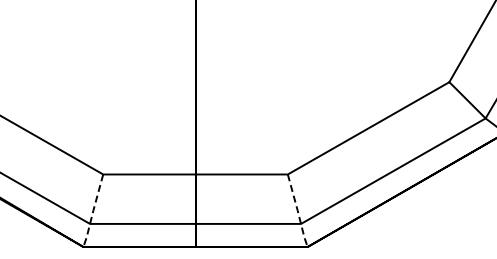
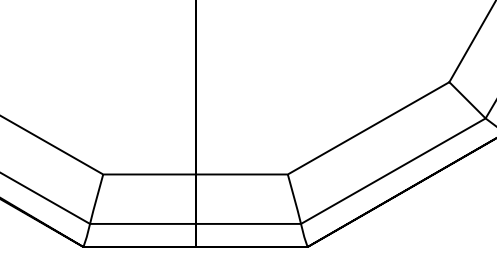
line: dashed -> solid (93, 211)
line: dashed -> solid (297, 211)
